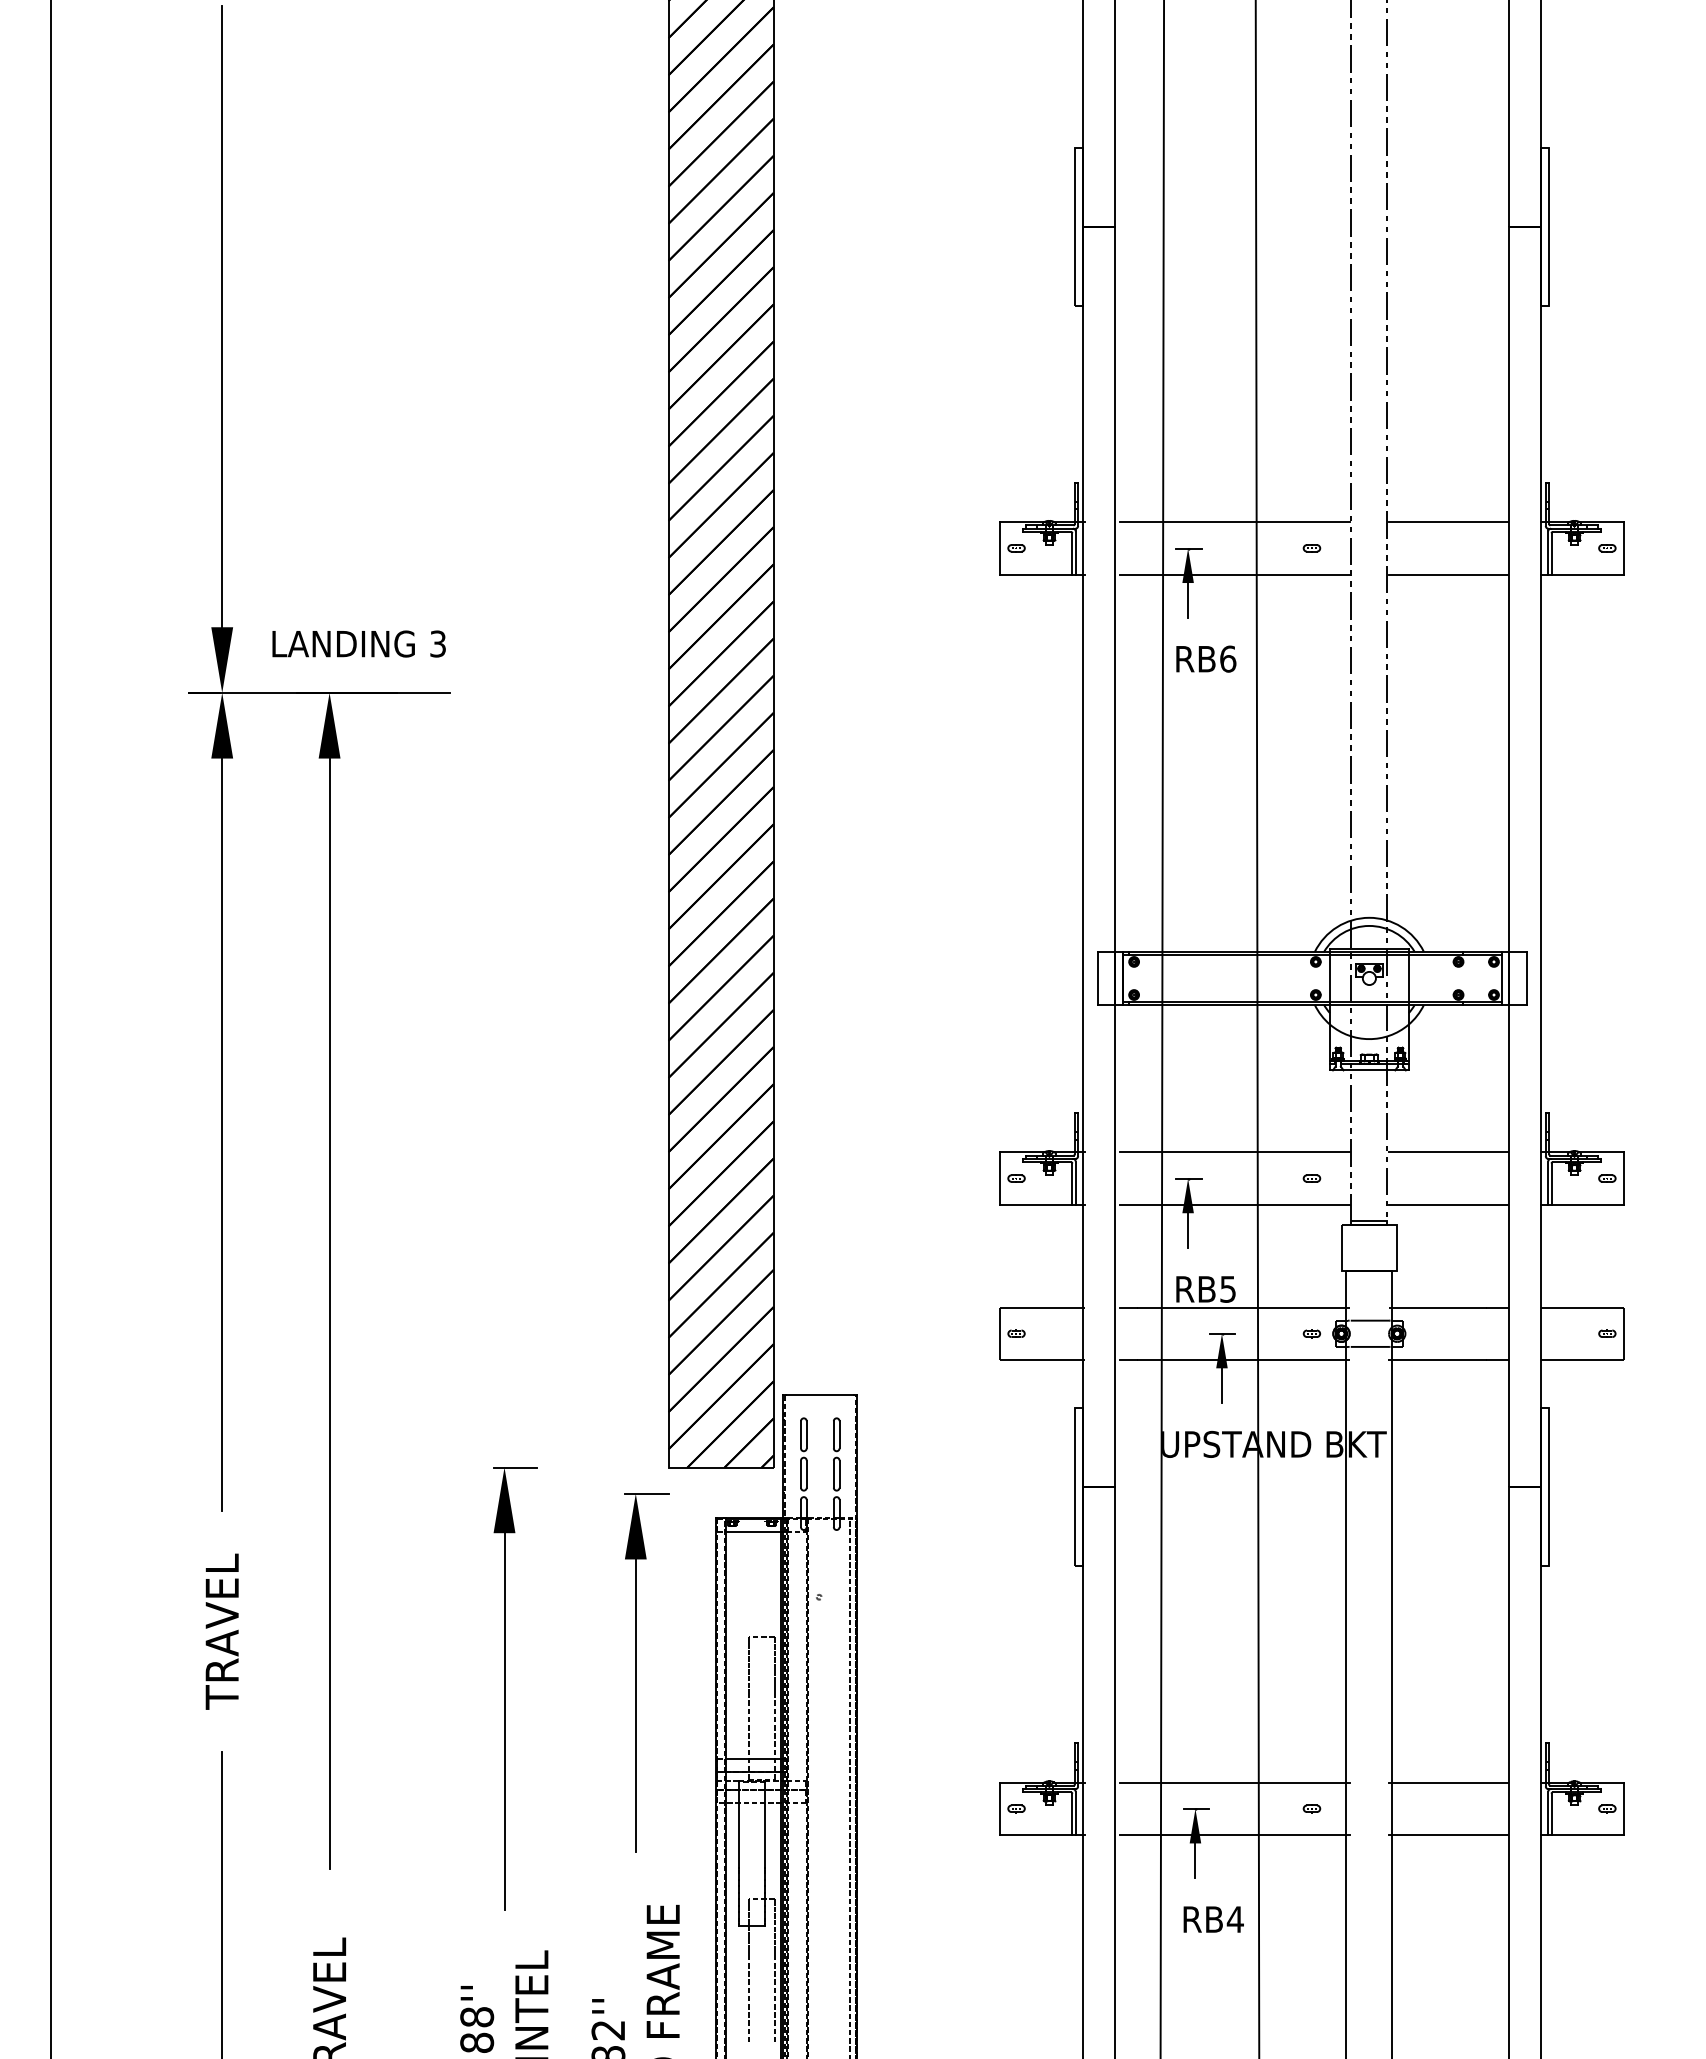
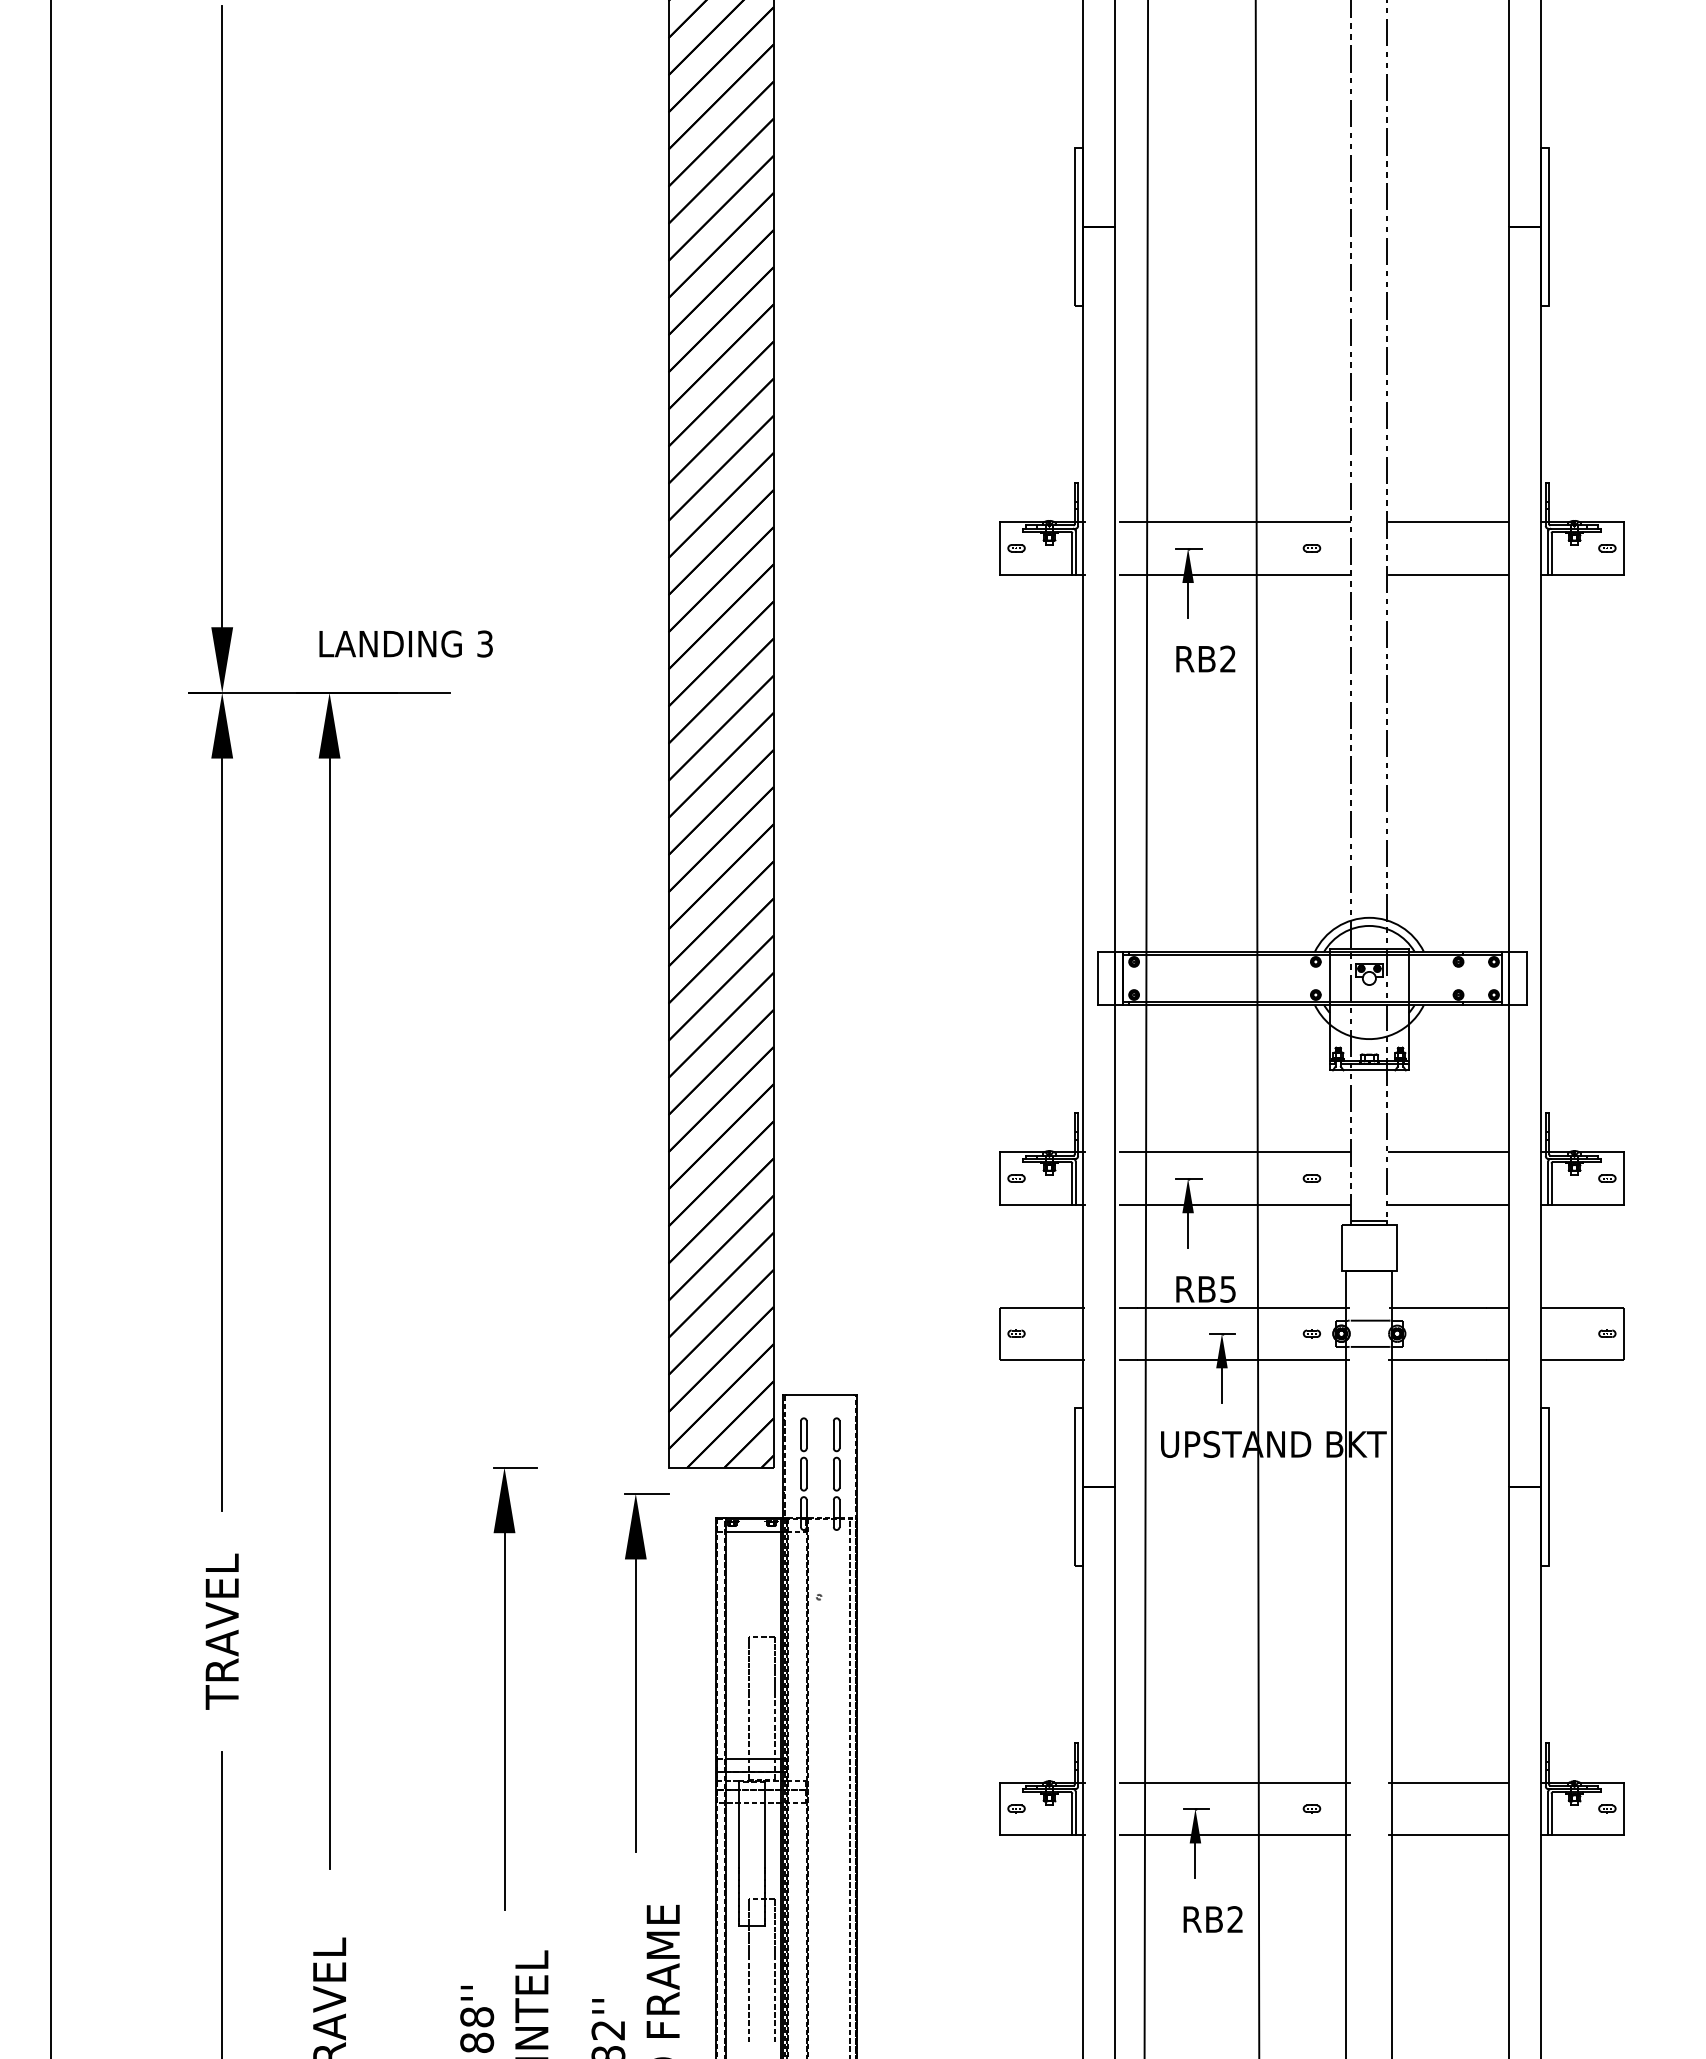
text position: (358, 643) -> (405, 643) (405, 643)
text: RB6 -> RB2 (1228, 658)
line position: (1162, 1028) -> (1146, 1028) (1146, 1028)
text: RB4 -> RB2 (1234, 1919)
